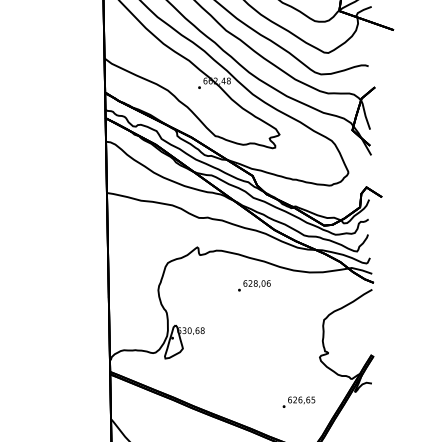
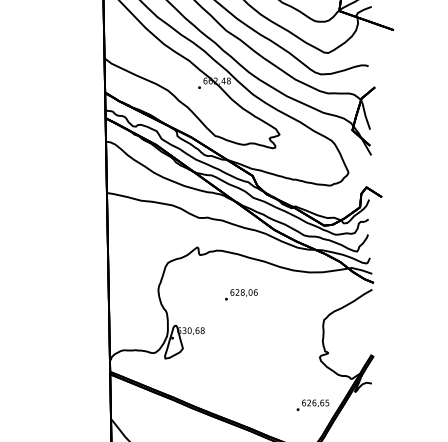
text position: (254, 285) -> (241, 294) (241, 294)
text position: (298, 401) -> (312, 404) (312, 404)
